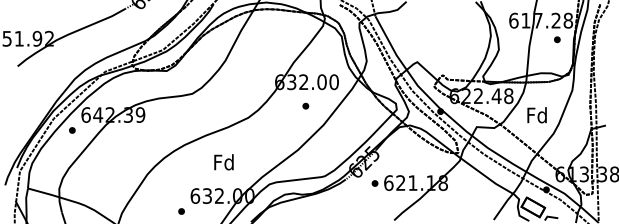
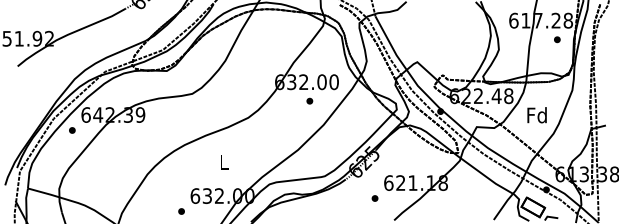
part position: (305, 105) -> (309, 100) (309, 100)
text: Fd -> L (223, 162)
part position: (374, 183) -> (374, 198) (374, 198)
